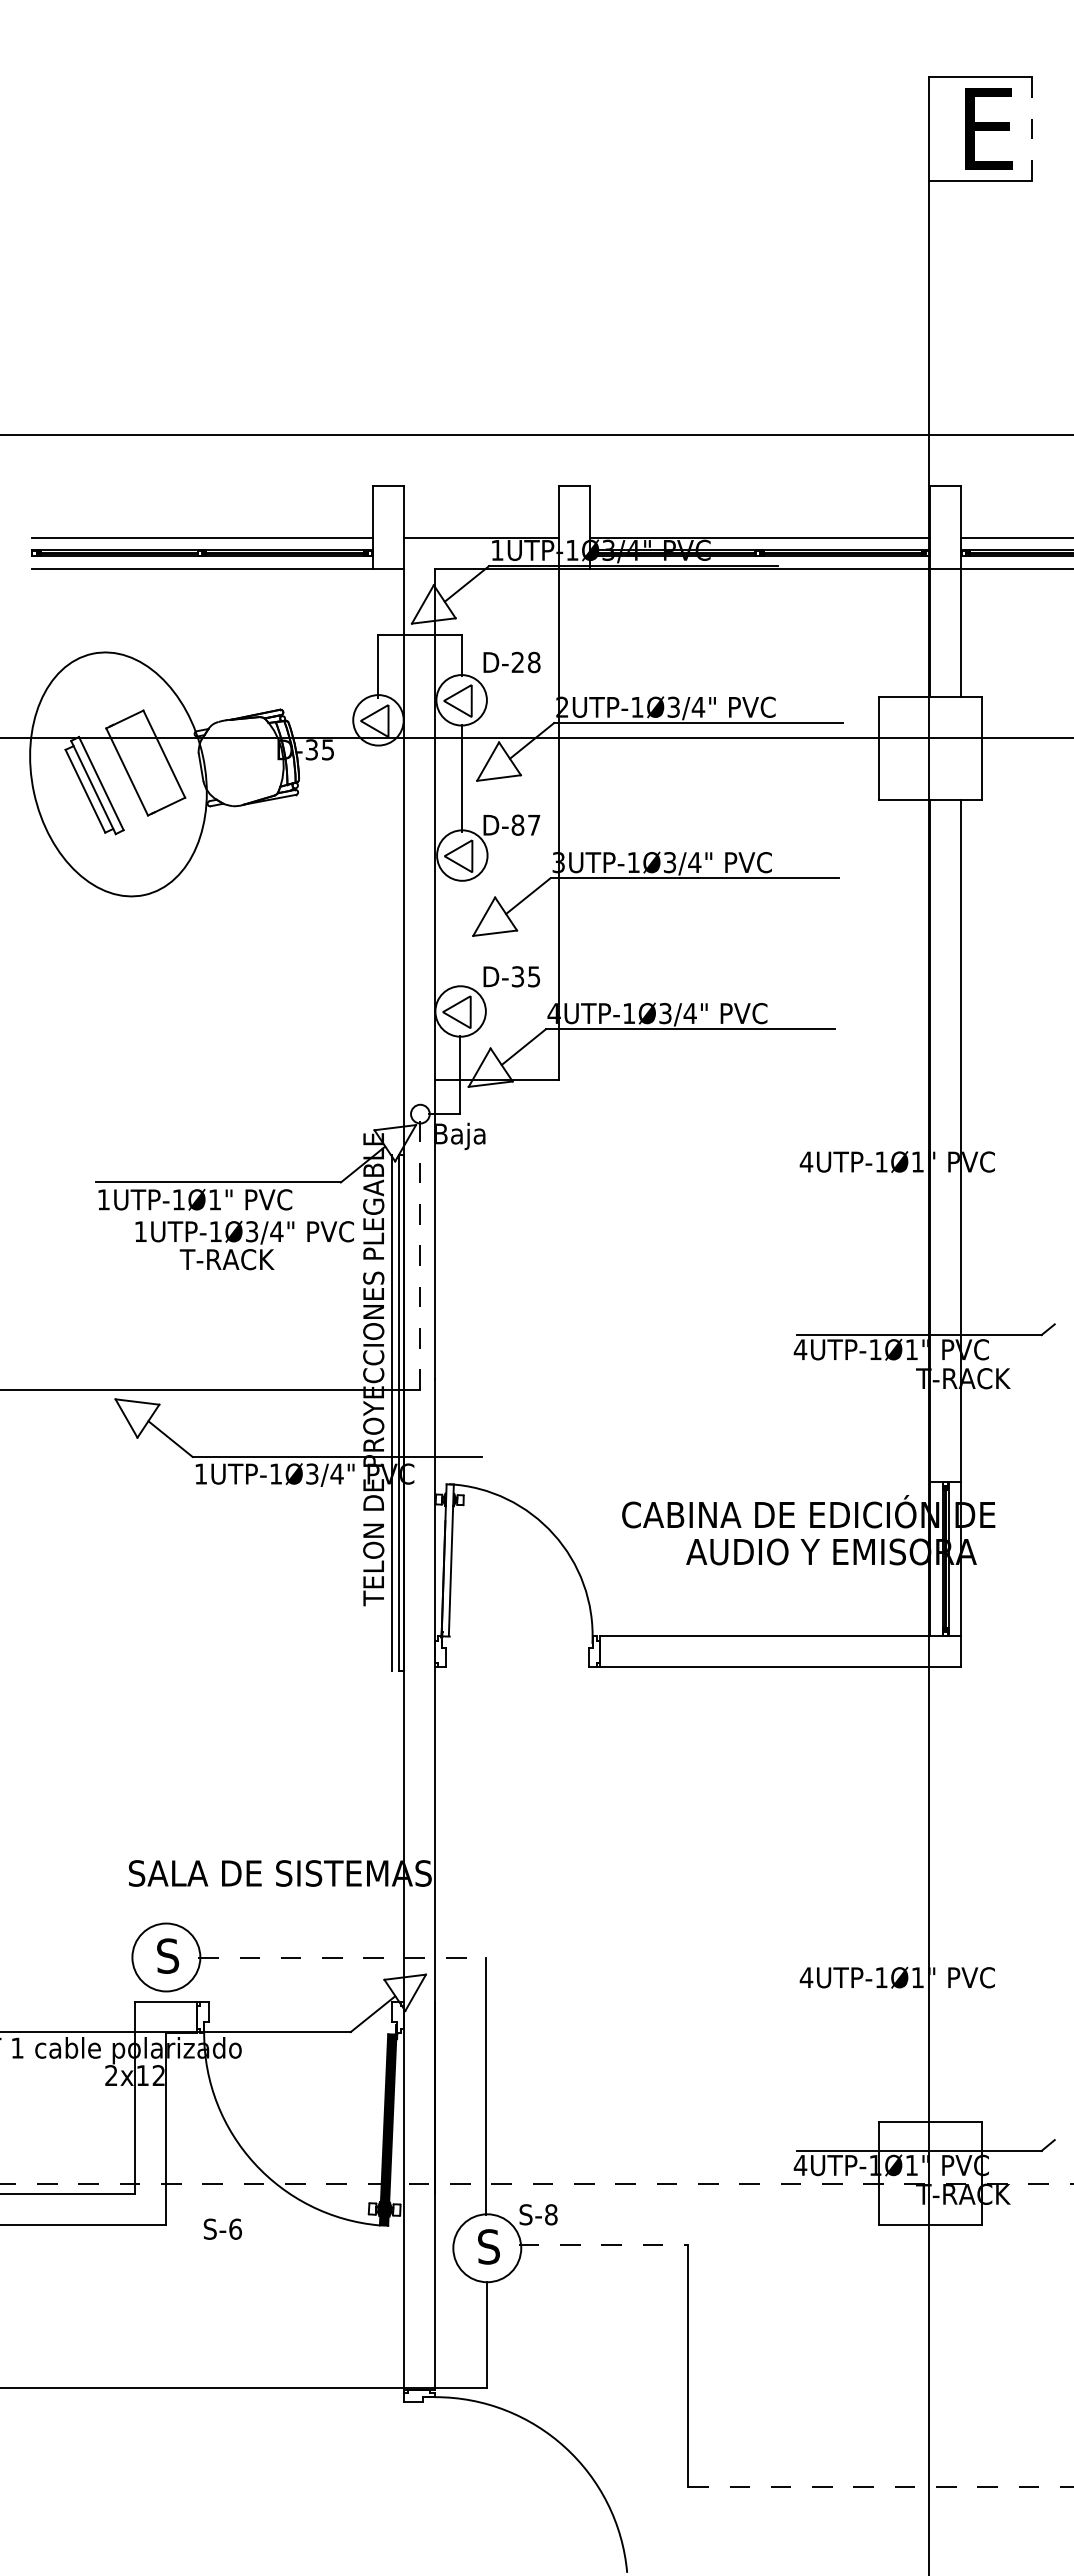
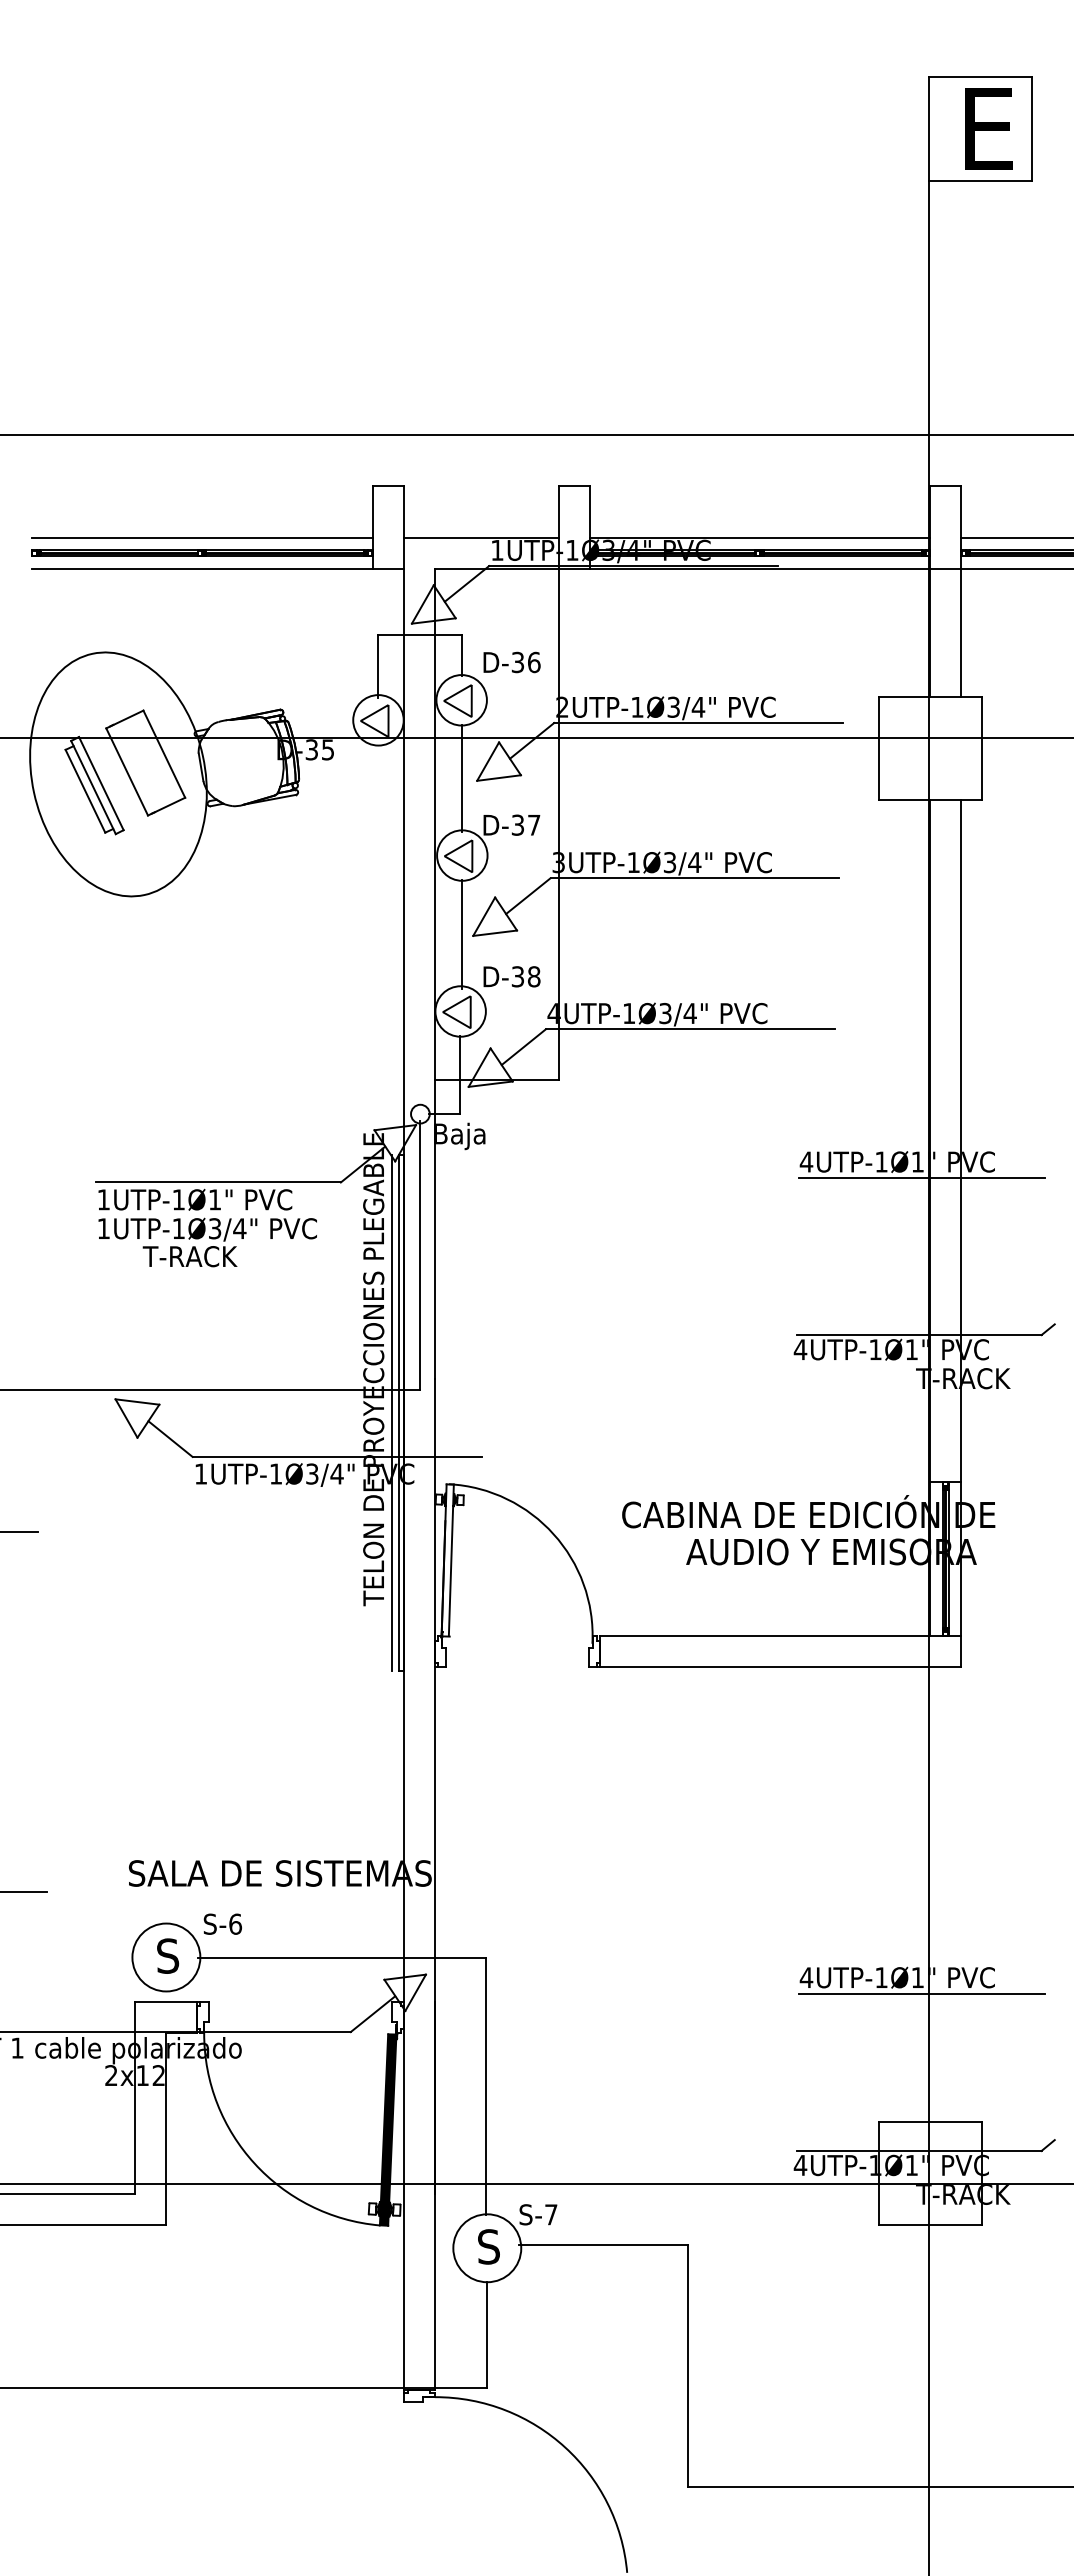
line: dashed -> solid (1031, 128)
text: D-28 -> D-36 (525, 662)
text: D-87 -> D-37 (517, 824)
line: none -> present (461, 934)
text: D-35 -> D-38 (533, 976)
line: none -> present (921, 1177)
text position: (244, 1245) -> (207, 1242) (207, 1242)
line: dashed -> solid (419, 1255)
line: none -> present (19, 1532)
line: none -> present (24, 1892)
line: dashed -> solid (342, 1957)
line: none -> present (921, 1993)
line: dashed -> solid (536, 2183)
text: S-8 -> S-7 (551, 2214)
text position: (222, 2228) -> (222, 1923) (222, 1923)
line: dashed -> solid (603, 2245)
line: dashed -> solid (881, 2487)
